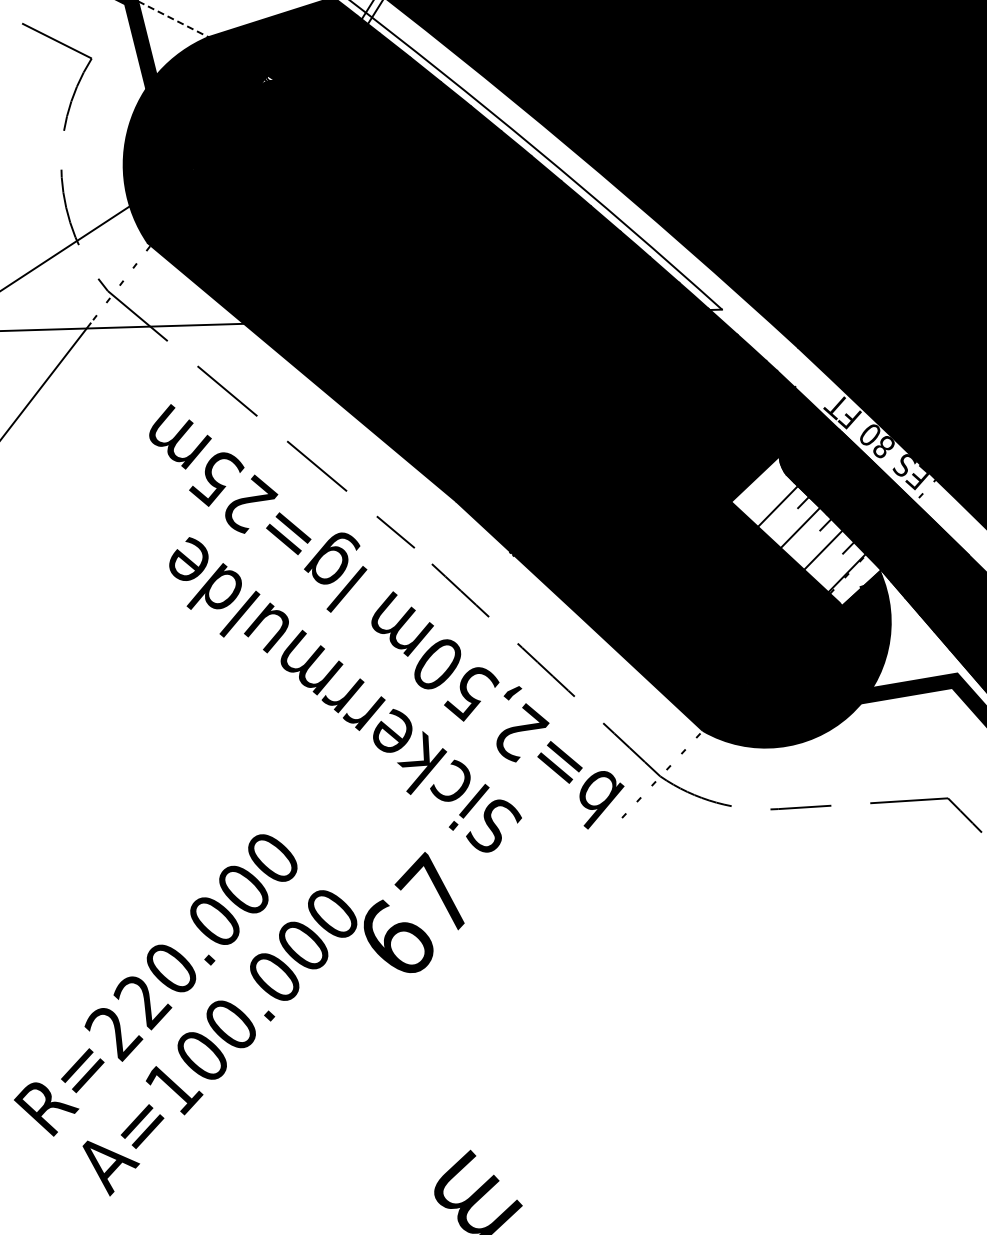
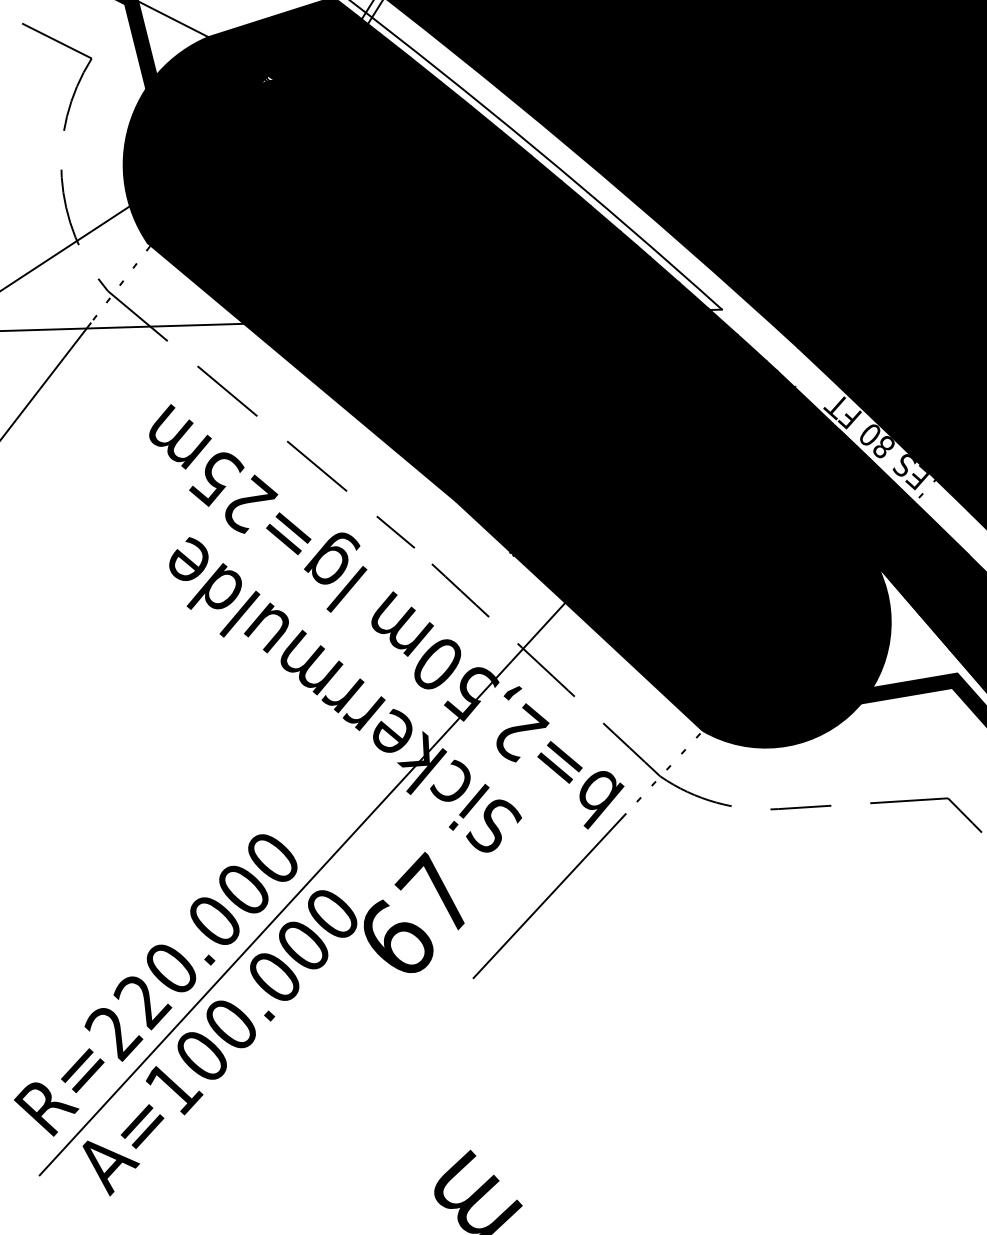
line: dashed -> solid (173, 19)
fill: none -> present (806, 531)
line: none -> present (302, 888)
line: none -> present (547, 898)
